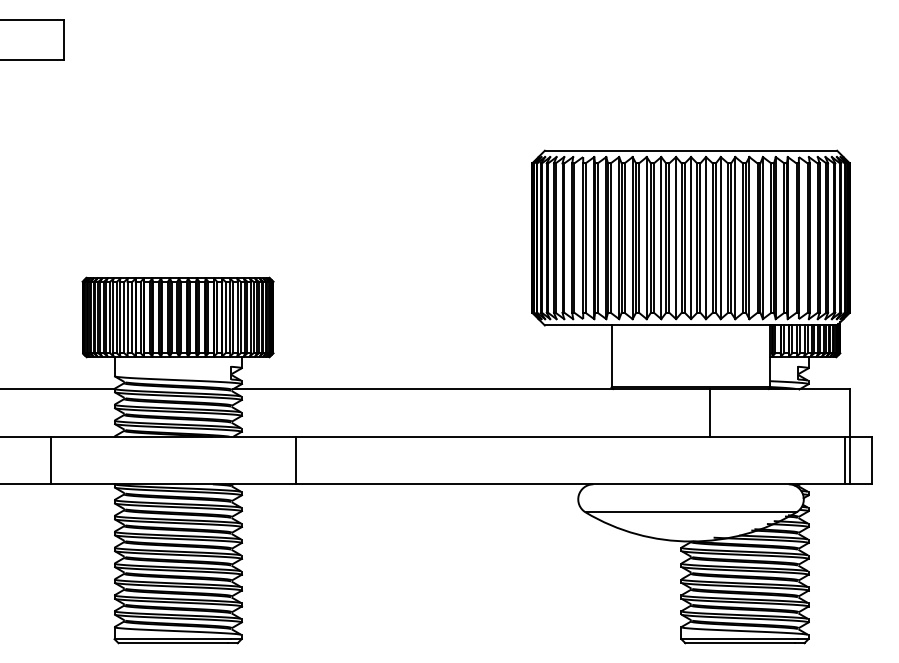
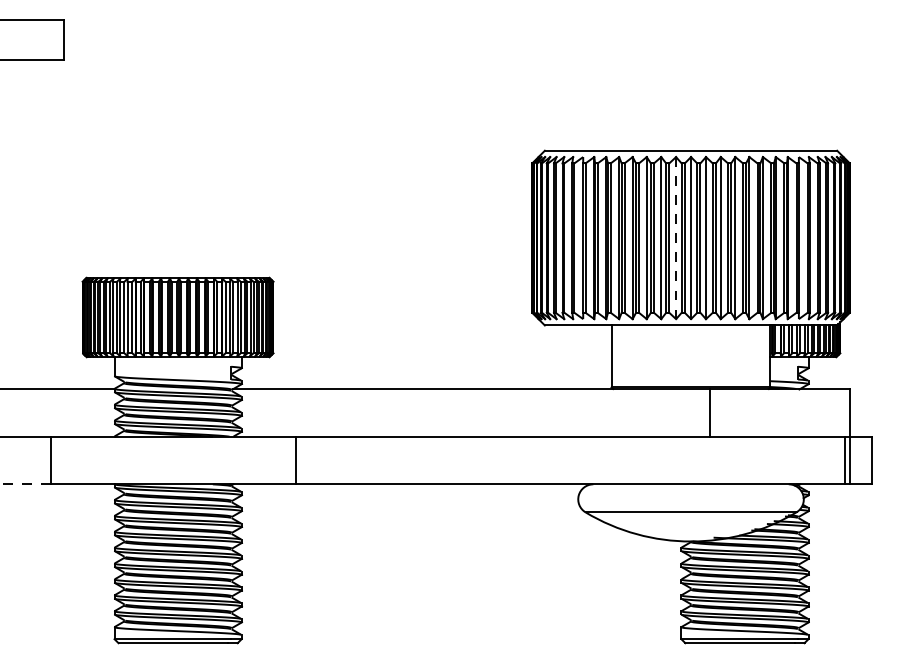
line: solid -> dashed (676, 237)
line: solid -> dashed (25, 484)
